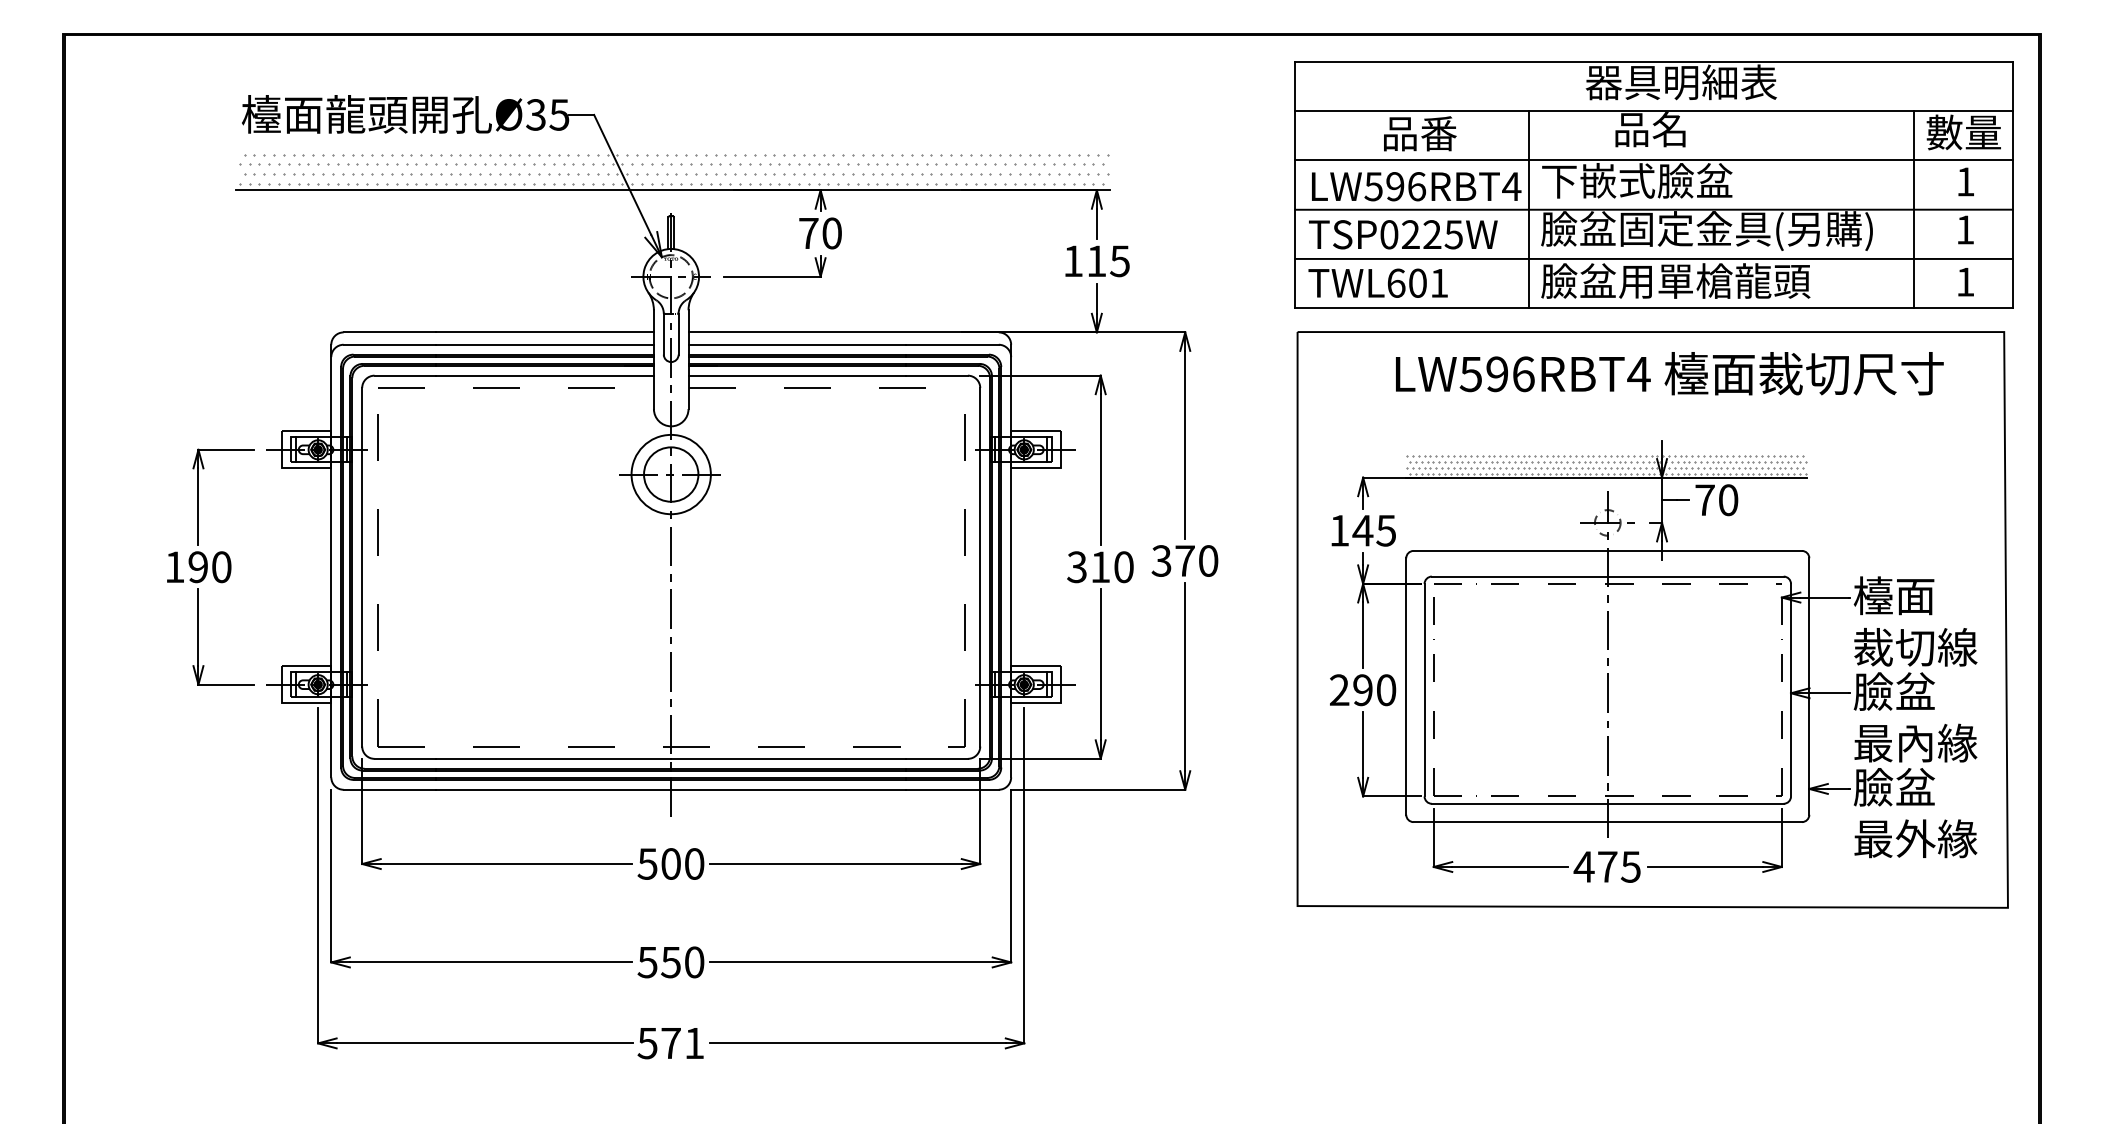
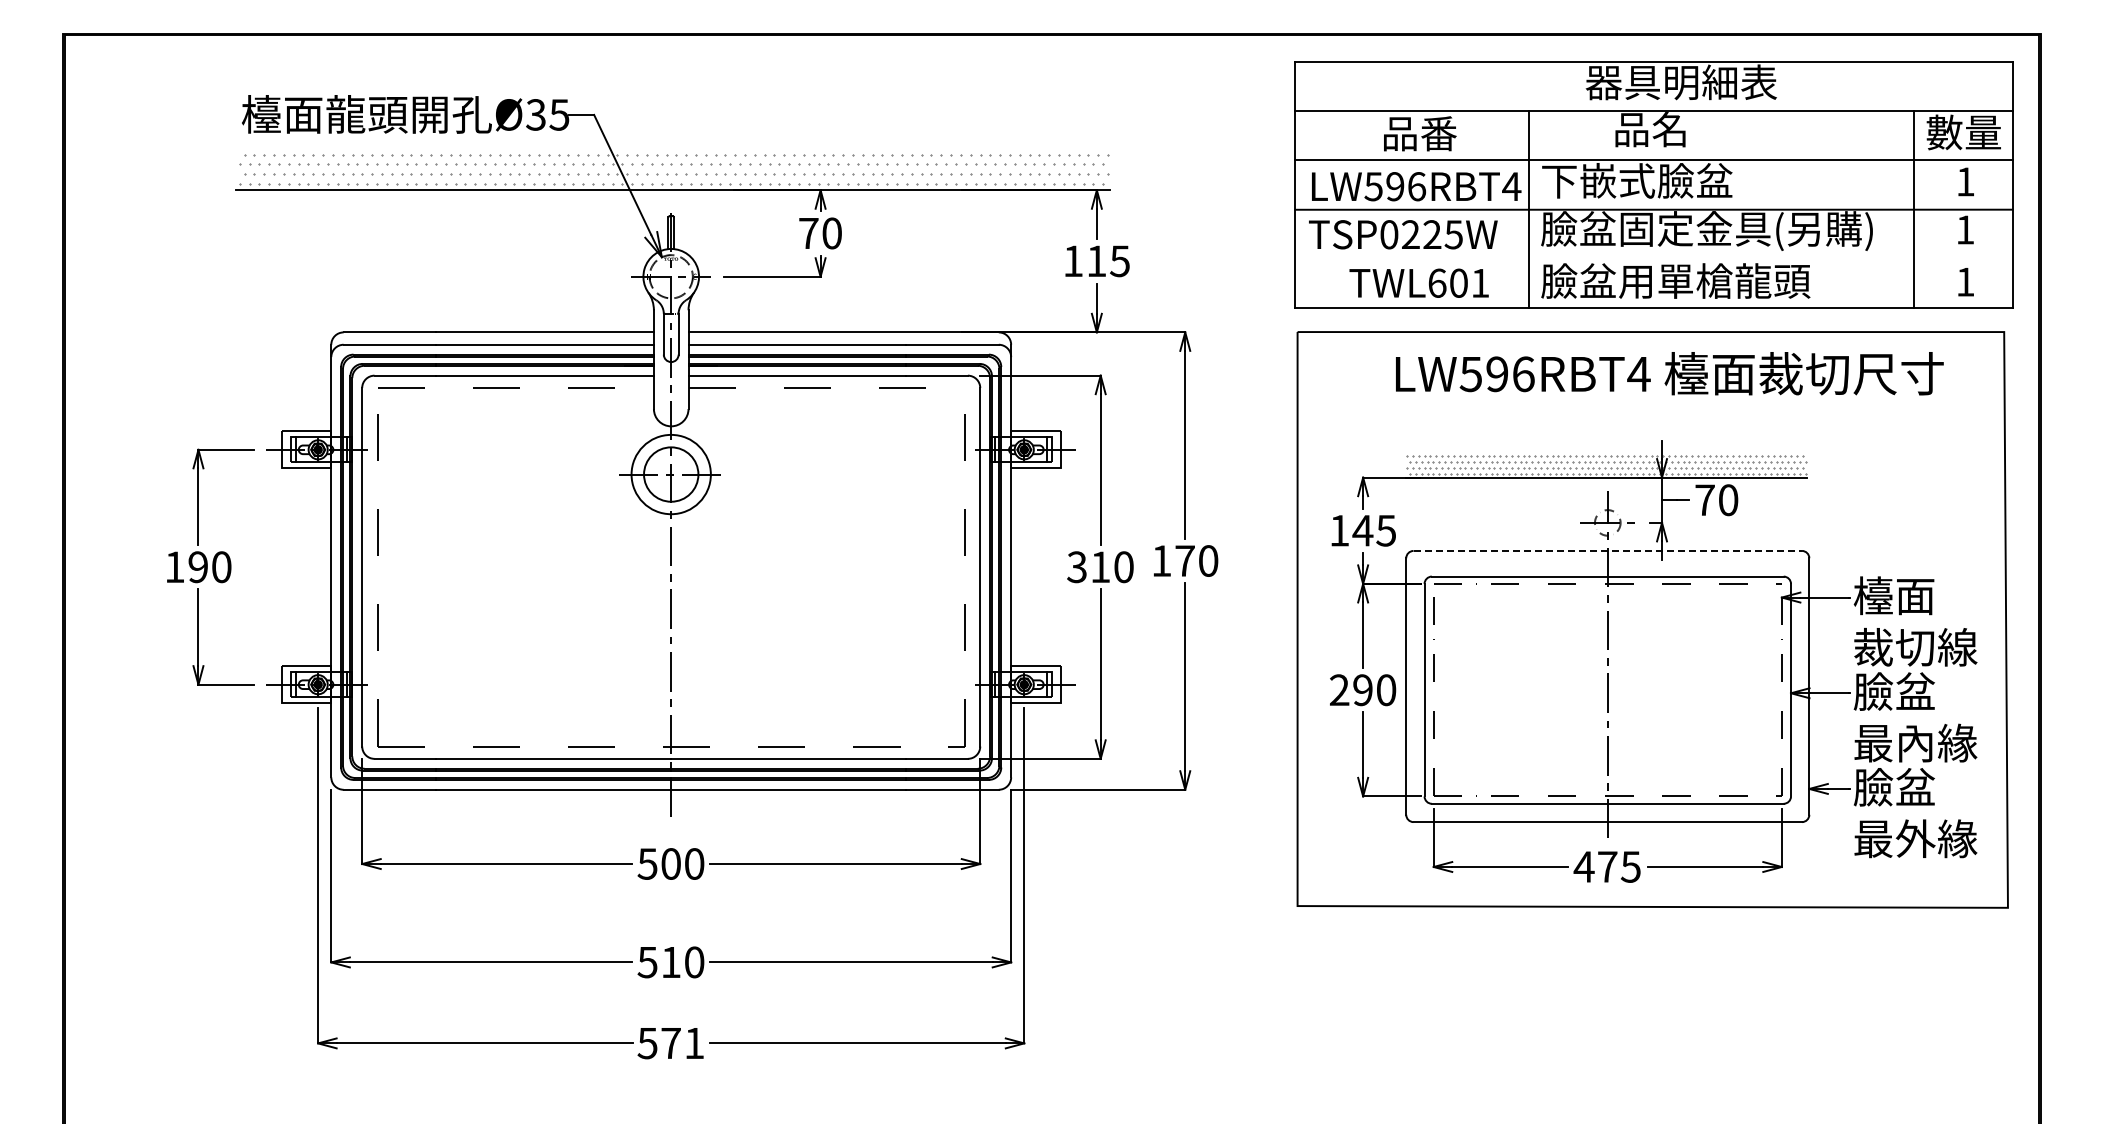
line: present -> none (1653, 258)
text position: (1377, 282) -> (1418, 282) (1418, 282)
line: solid -> dashed (1608, 550)
text: 370 -> 170 (1161, 560)
text: 550 -> 510 (670, 962)
